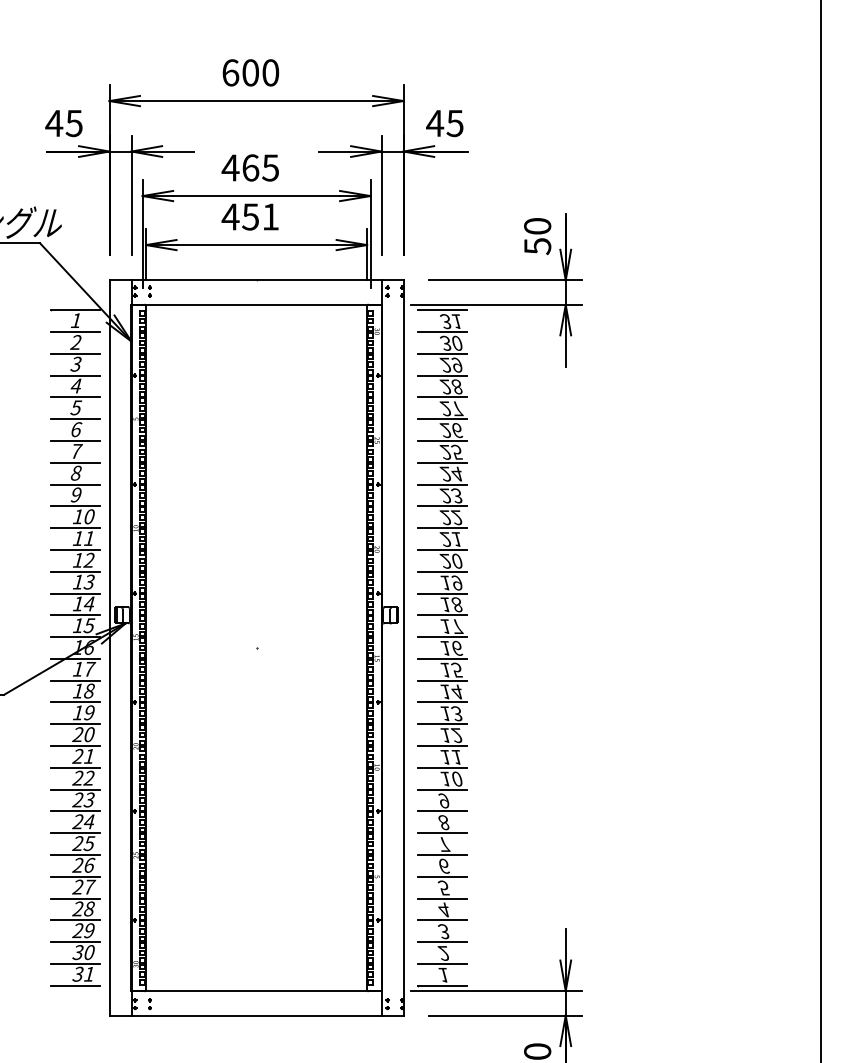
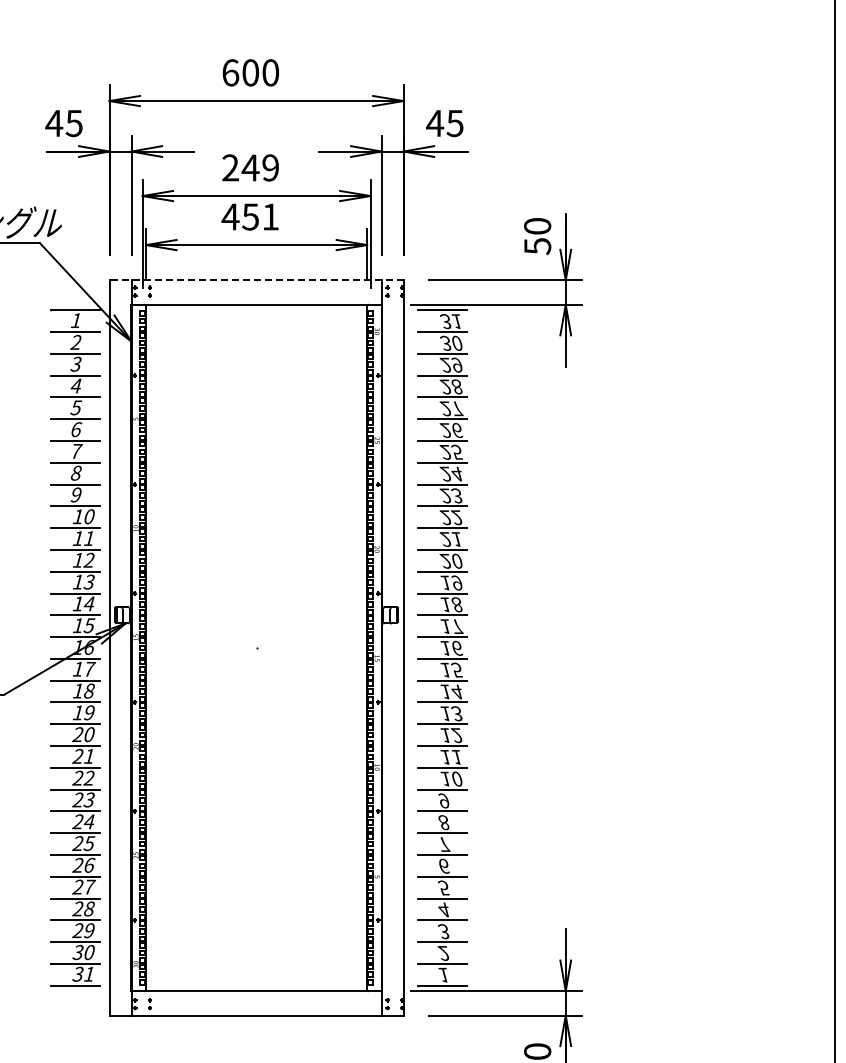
text: 465 -> 249 (249, 167)
line: solid -> dashed (256, 280)
line position: (820, 530) -> (834, 530) (834, 530)
